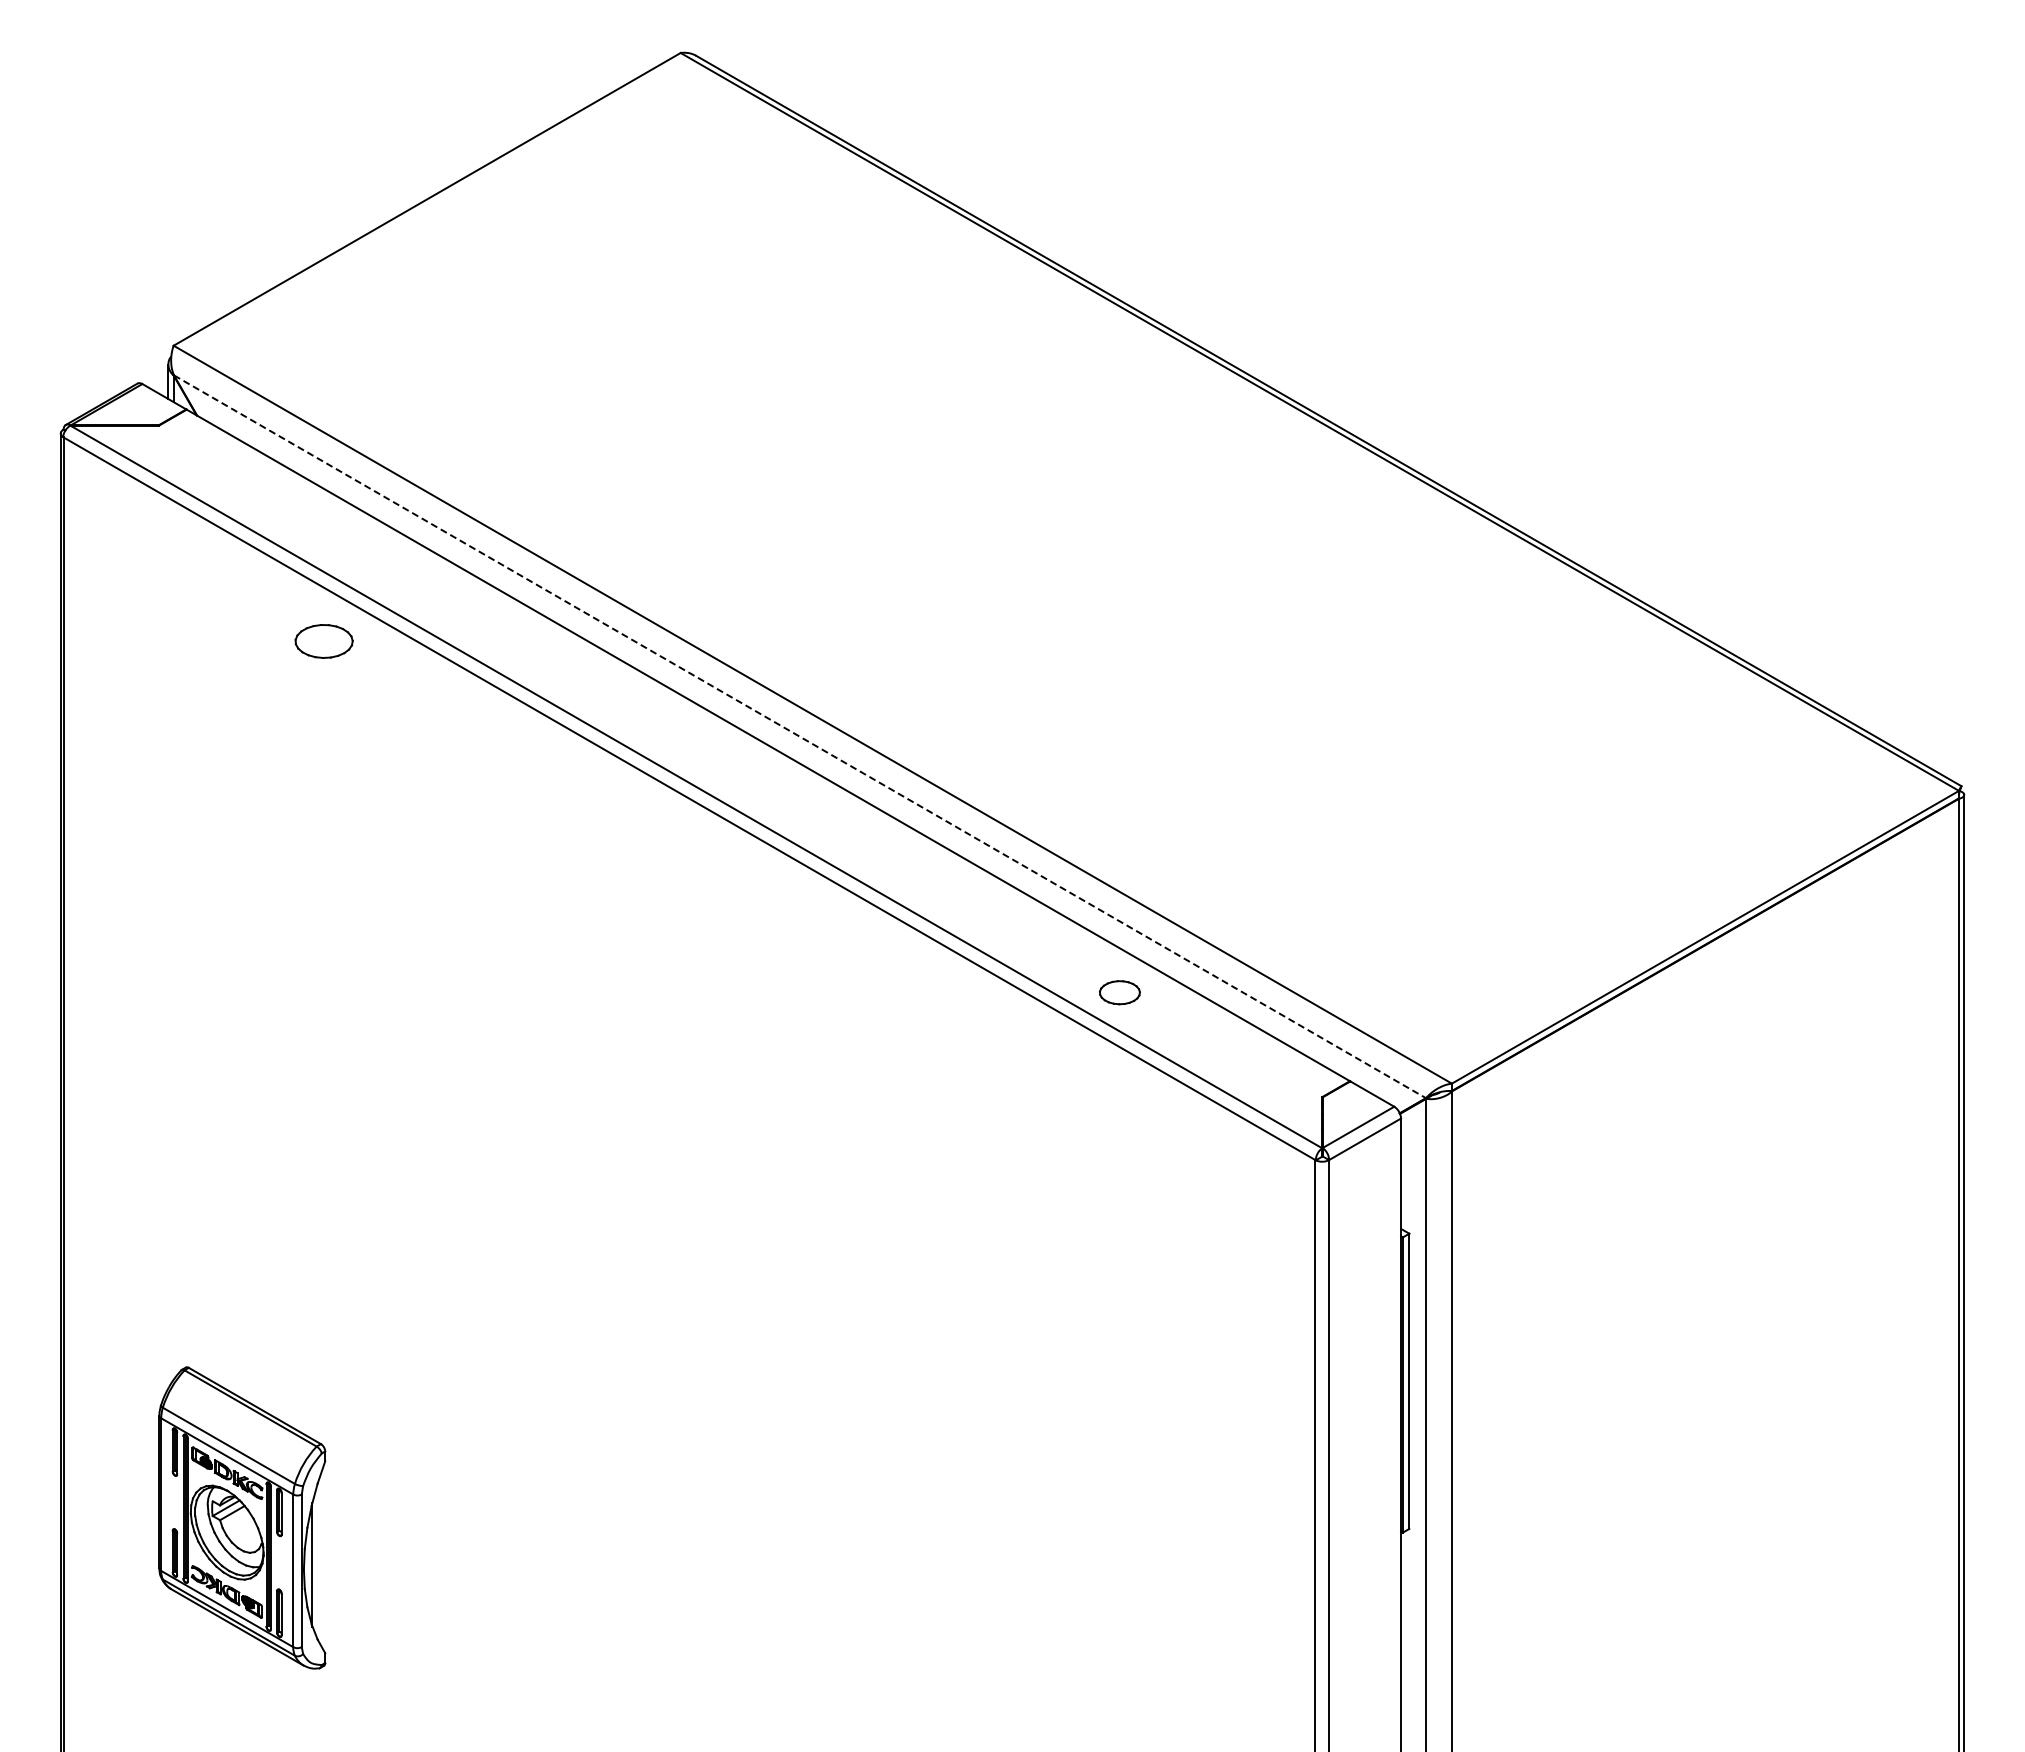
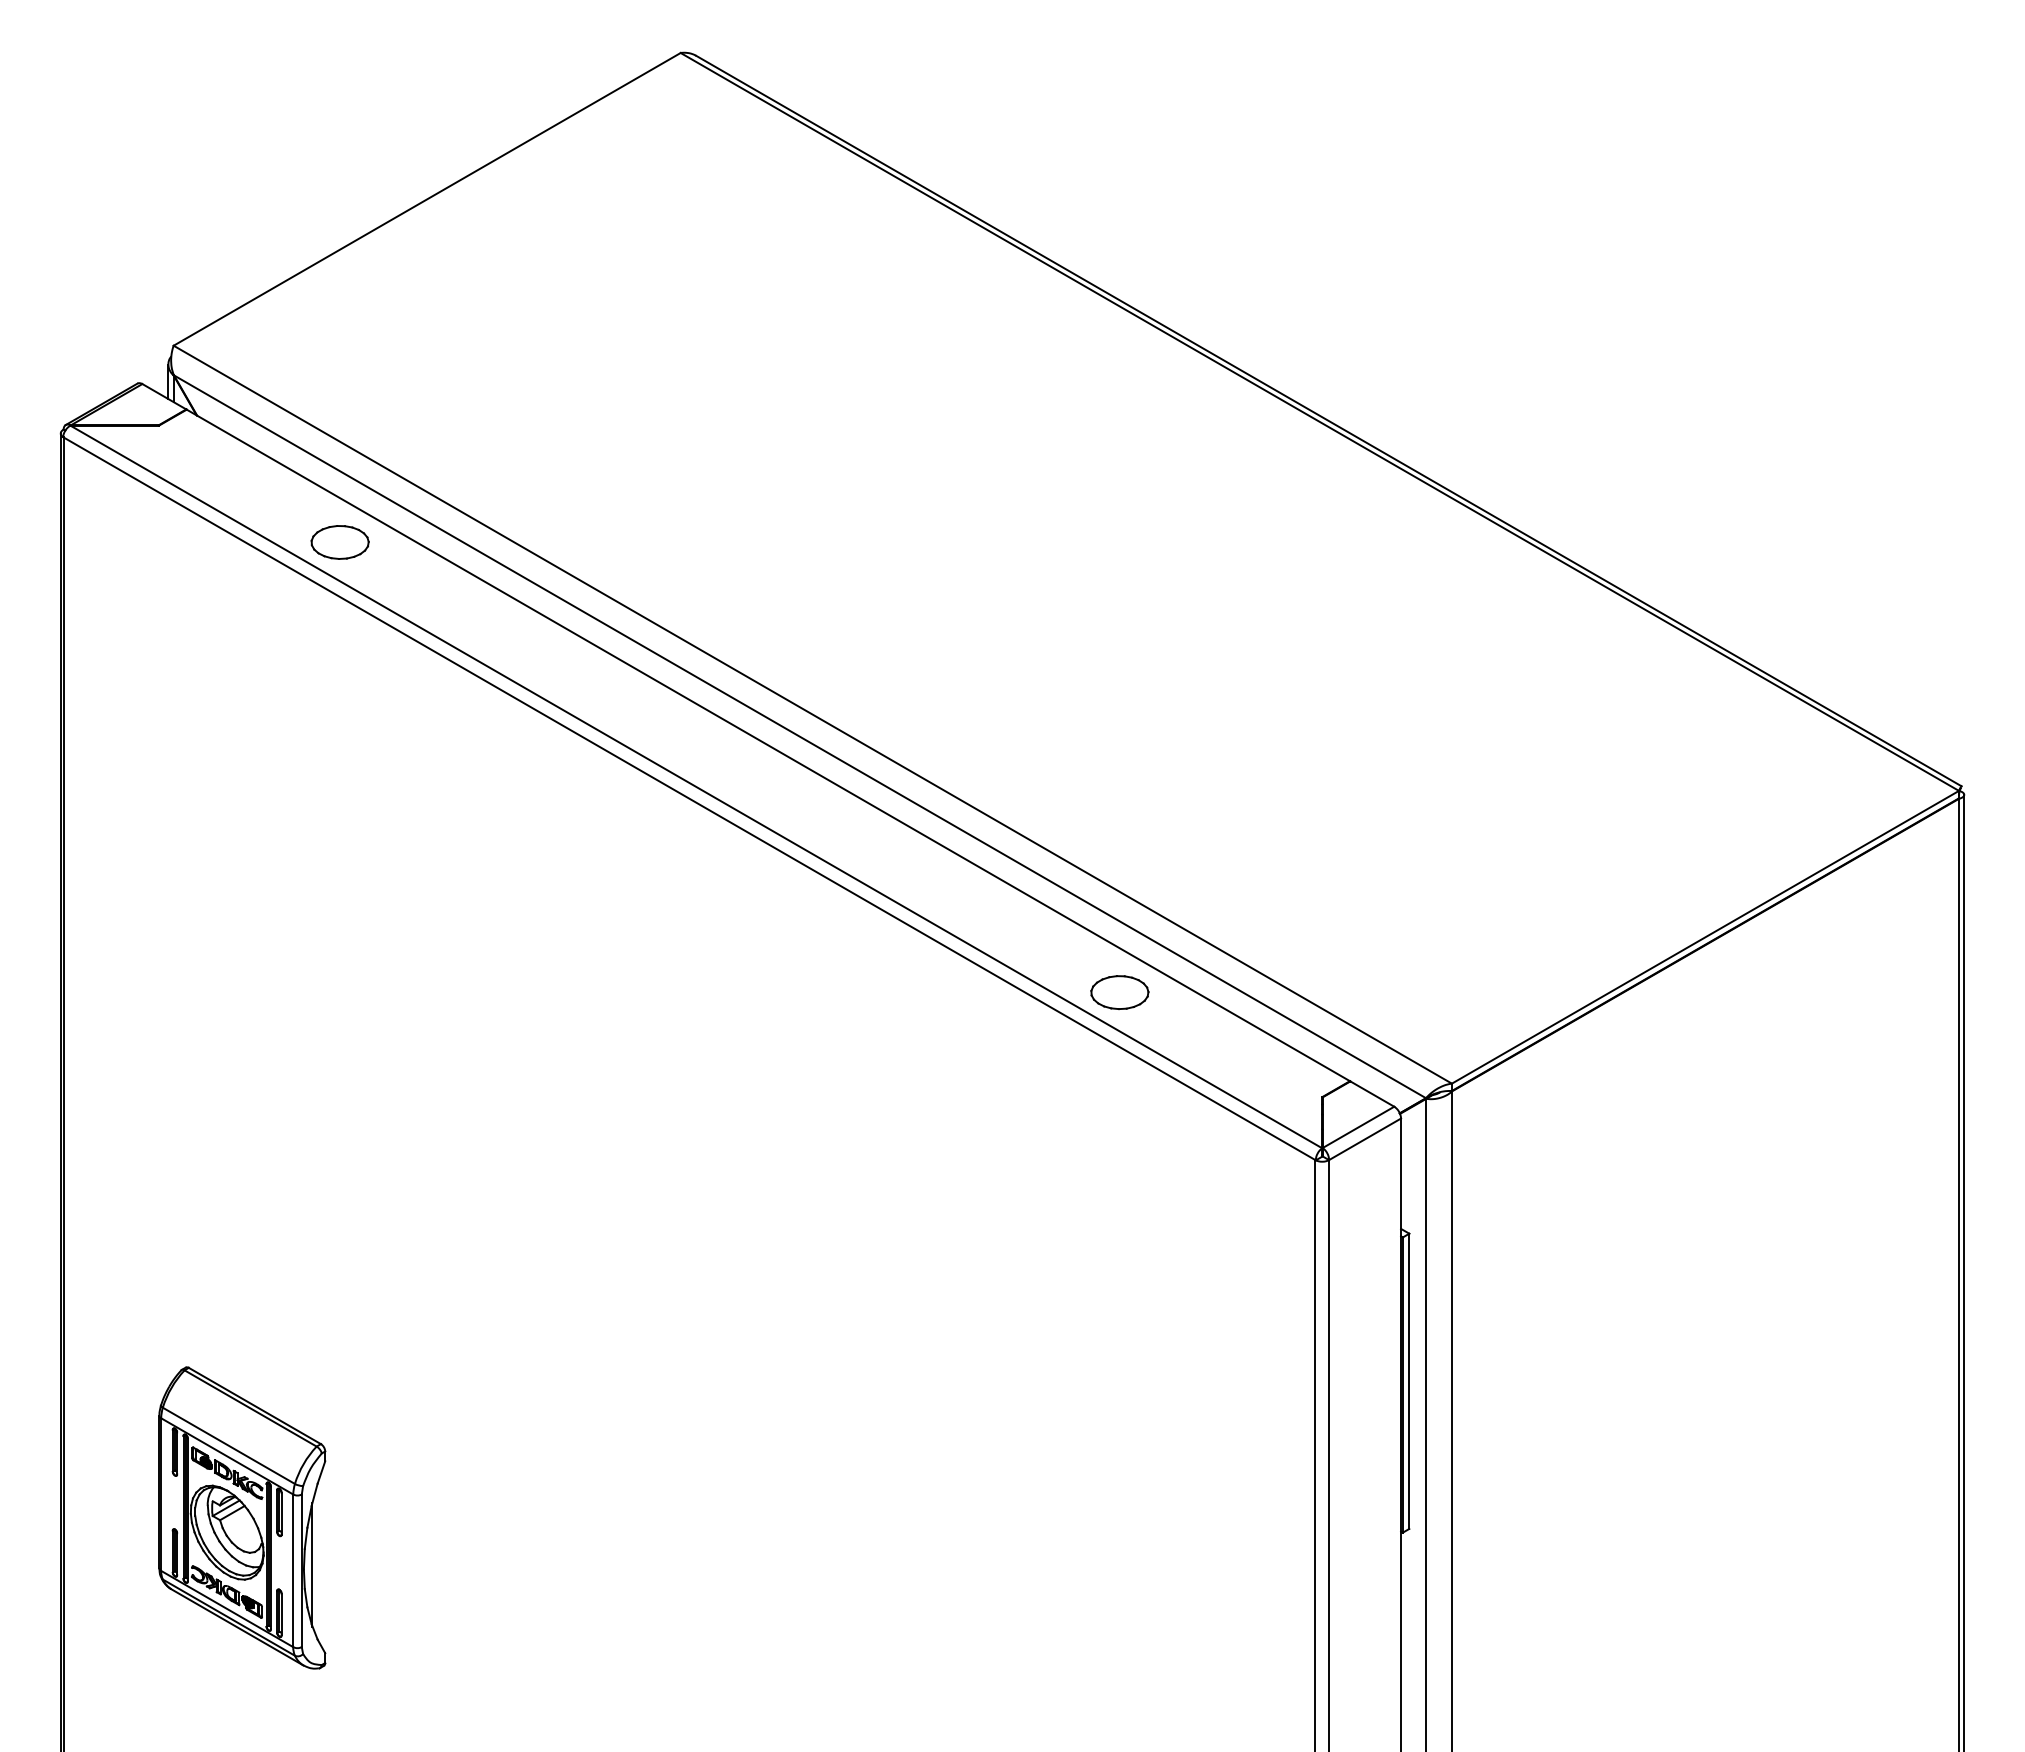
part position: (323, 641) -> (339, 542) (339, 542)
line: dashed -> solid (800, 736)
part size: 42x26 px -> 60x36 px (1119, 992)
